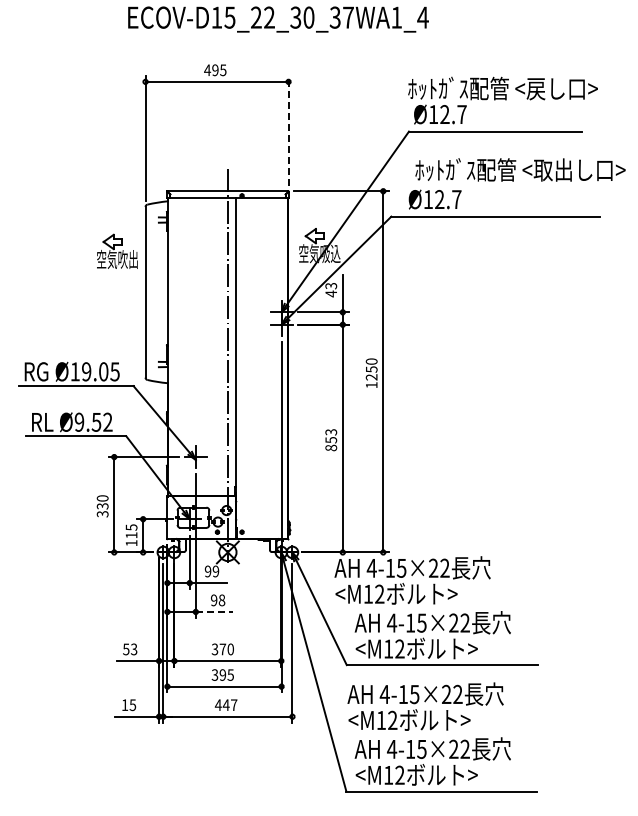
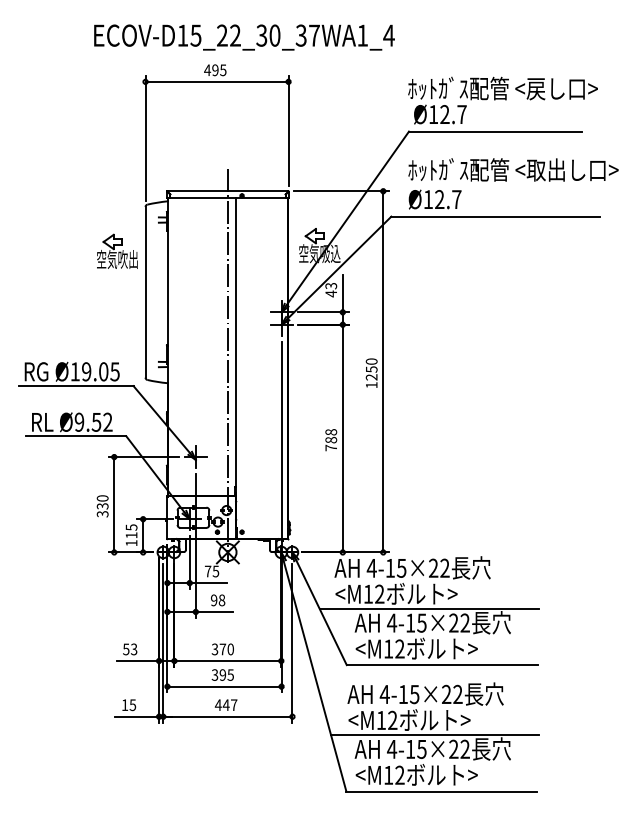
text position: (278, 19) -> (244, 37) (244, 37)
line: dashed -> solid (288, 130)
text position: (520, 169) -> (513, 169) (513, 169)
text: 853 -> 788 (331, 440)
text: 99 -> 75 (211, 571)
line: none -> present (429, 608)
line: dashed -> solid (214, 611)
line: none -> present (434, 734)
